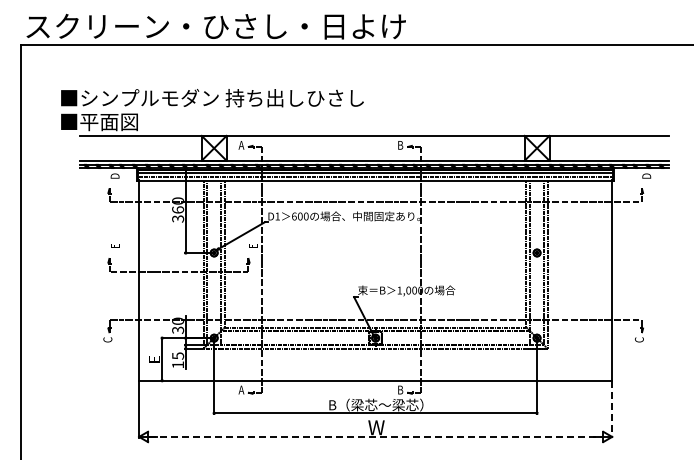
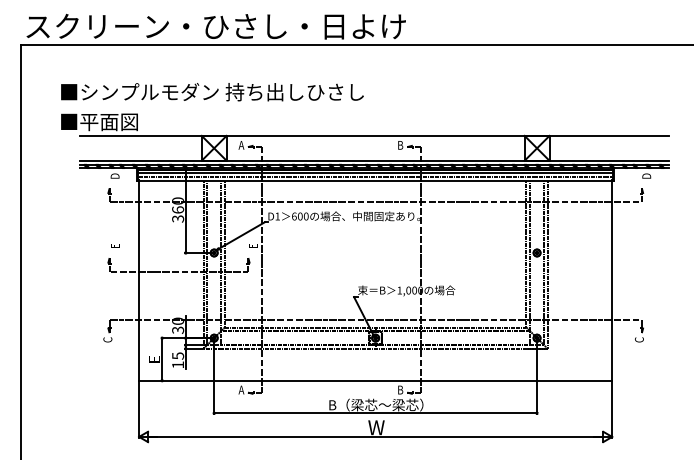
text position: (212, 98) -> (212, 92) (212, 92)
line: dashed -> solid (612, 409)
line: dashed -> solid (376, 436)
